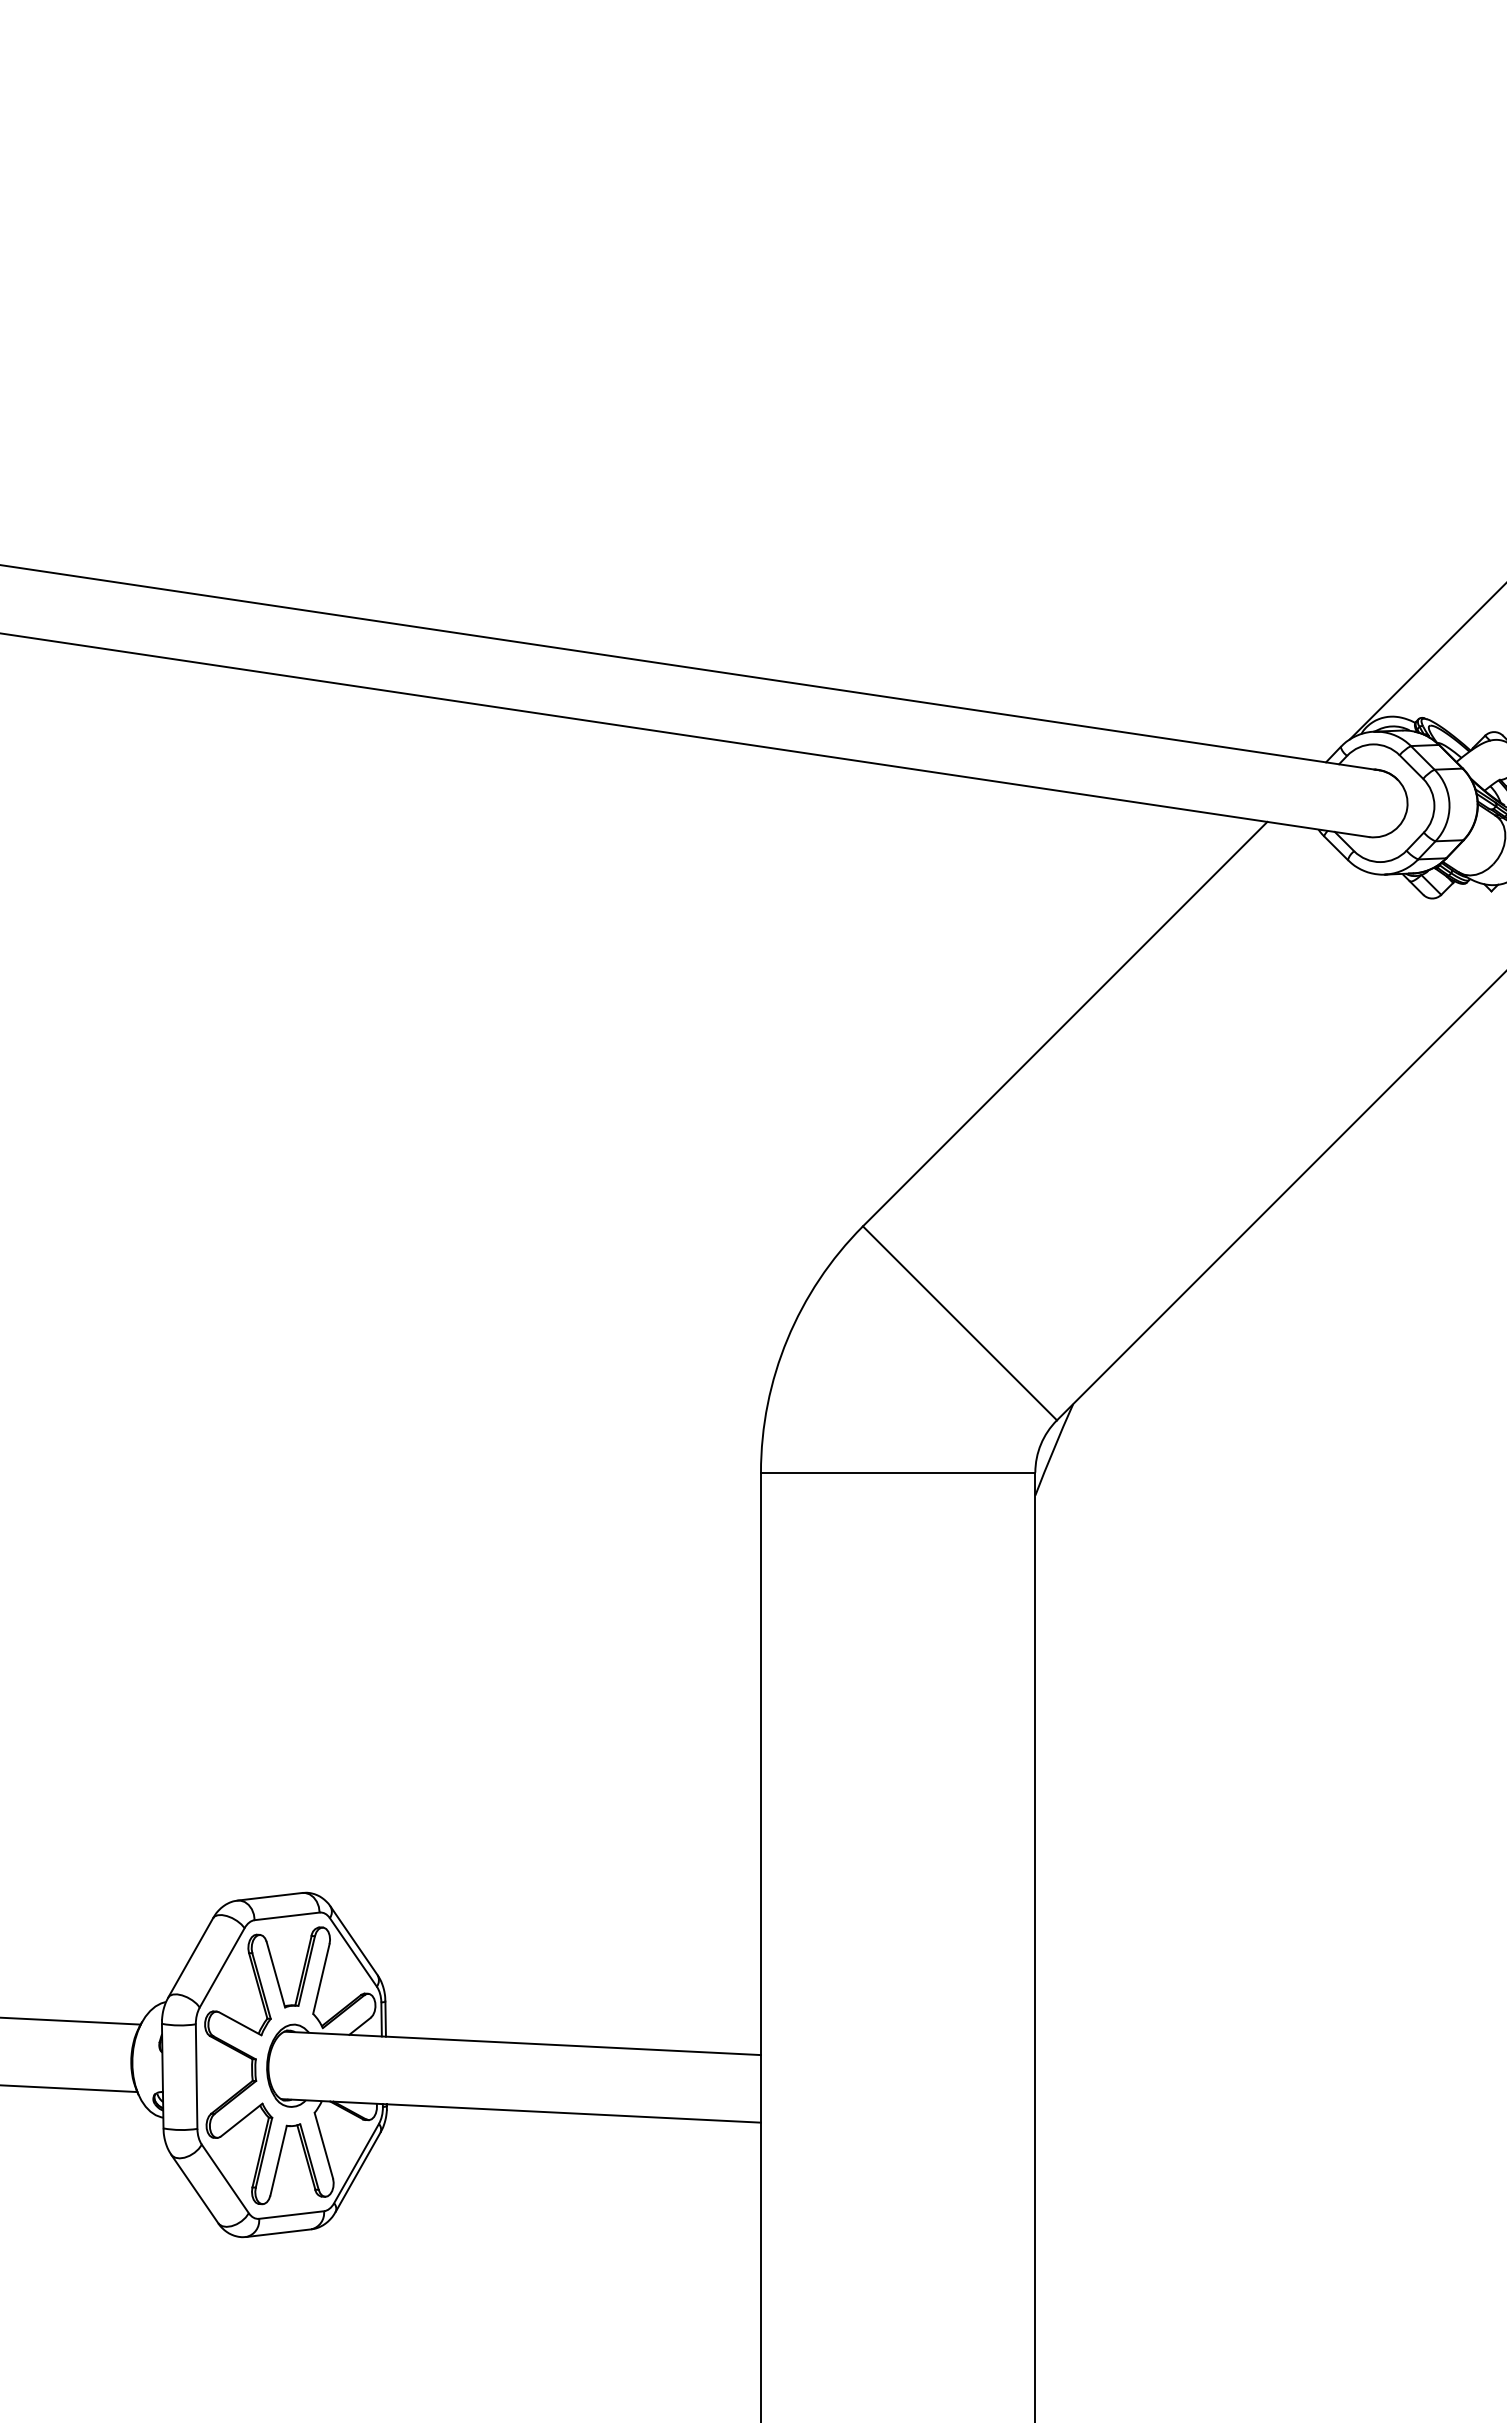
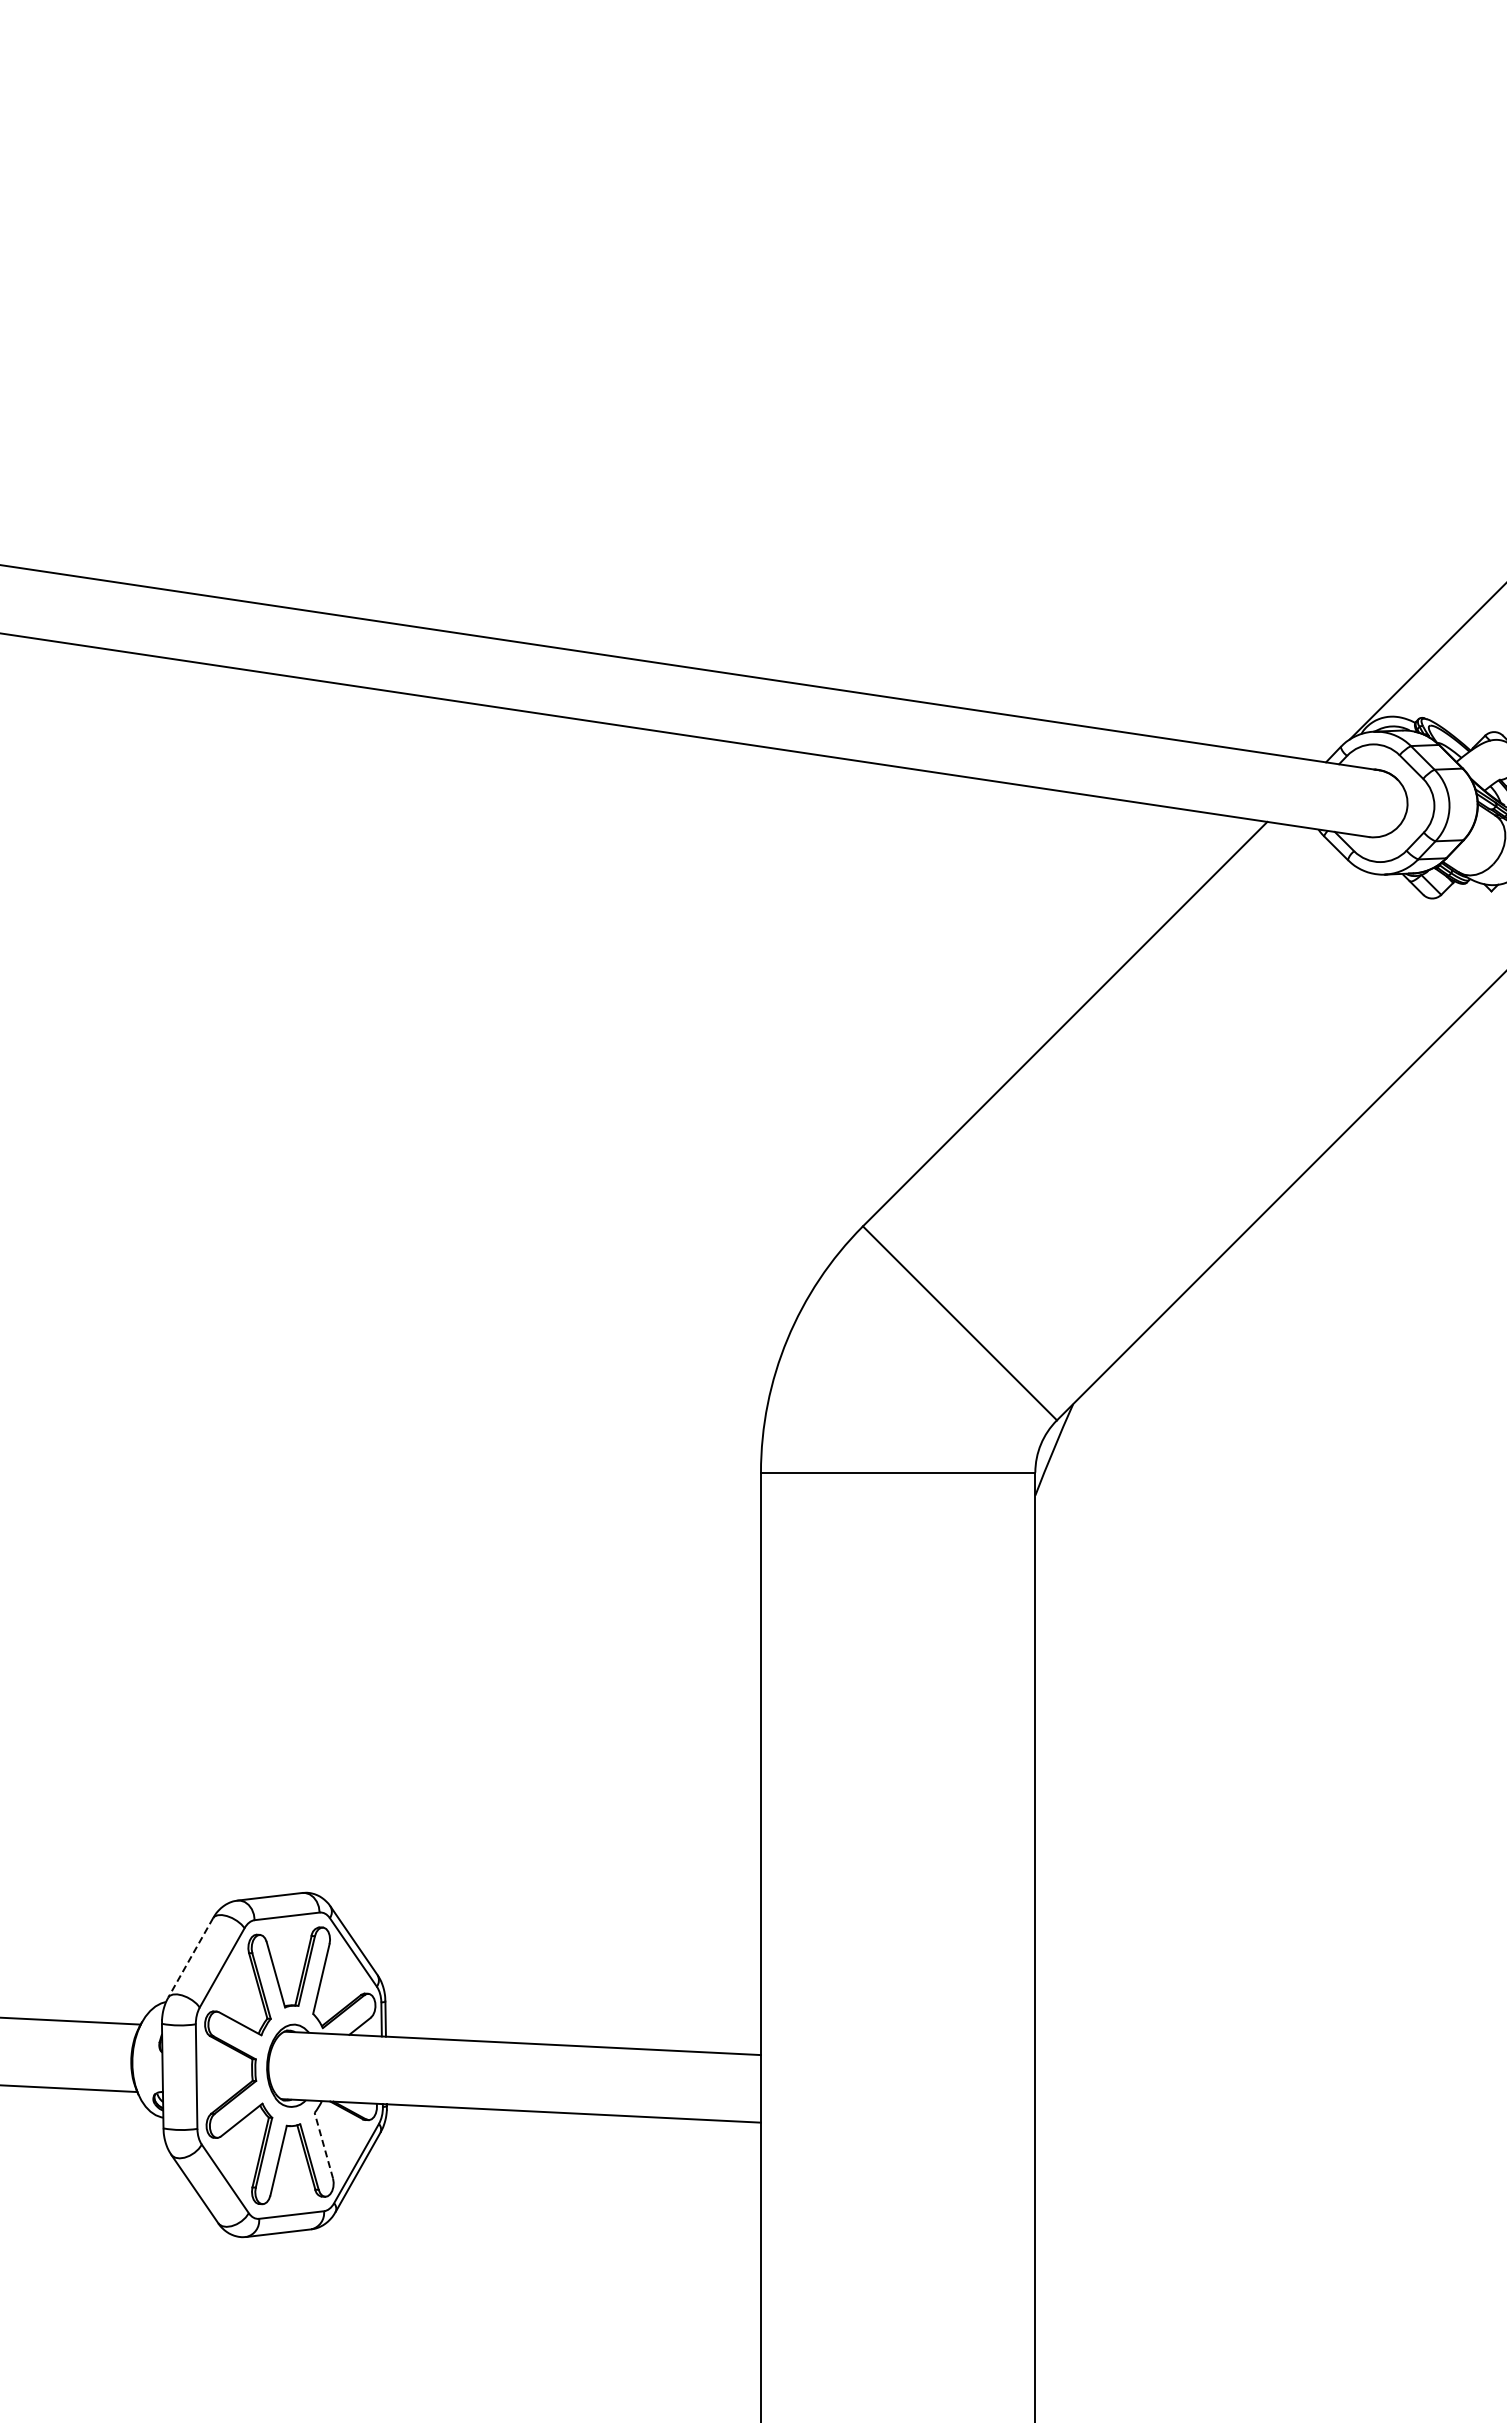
line: solid -> dashed (190, 1957)
line: solid -> dashed (323, 2145)
